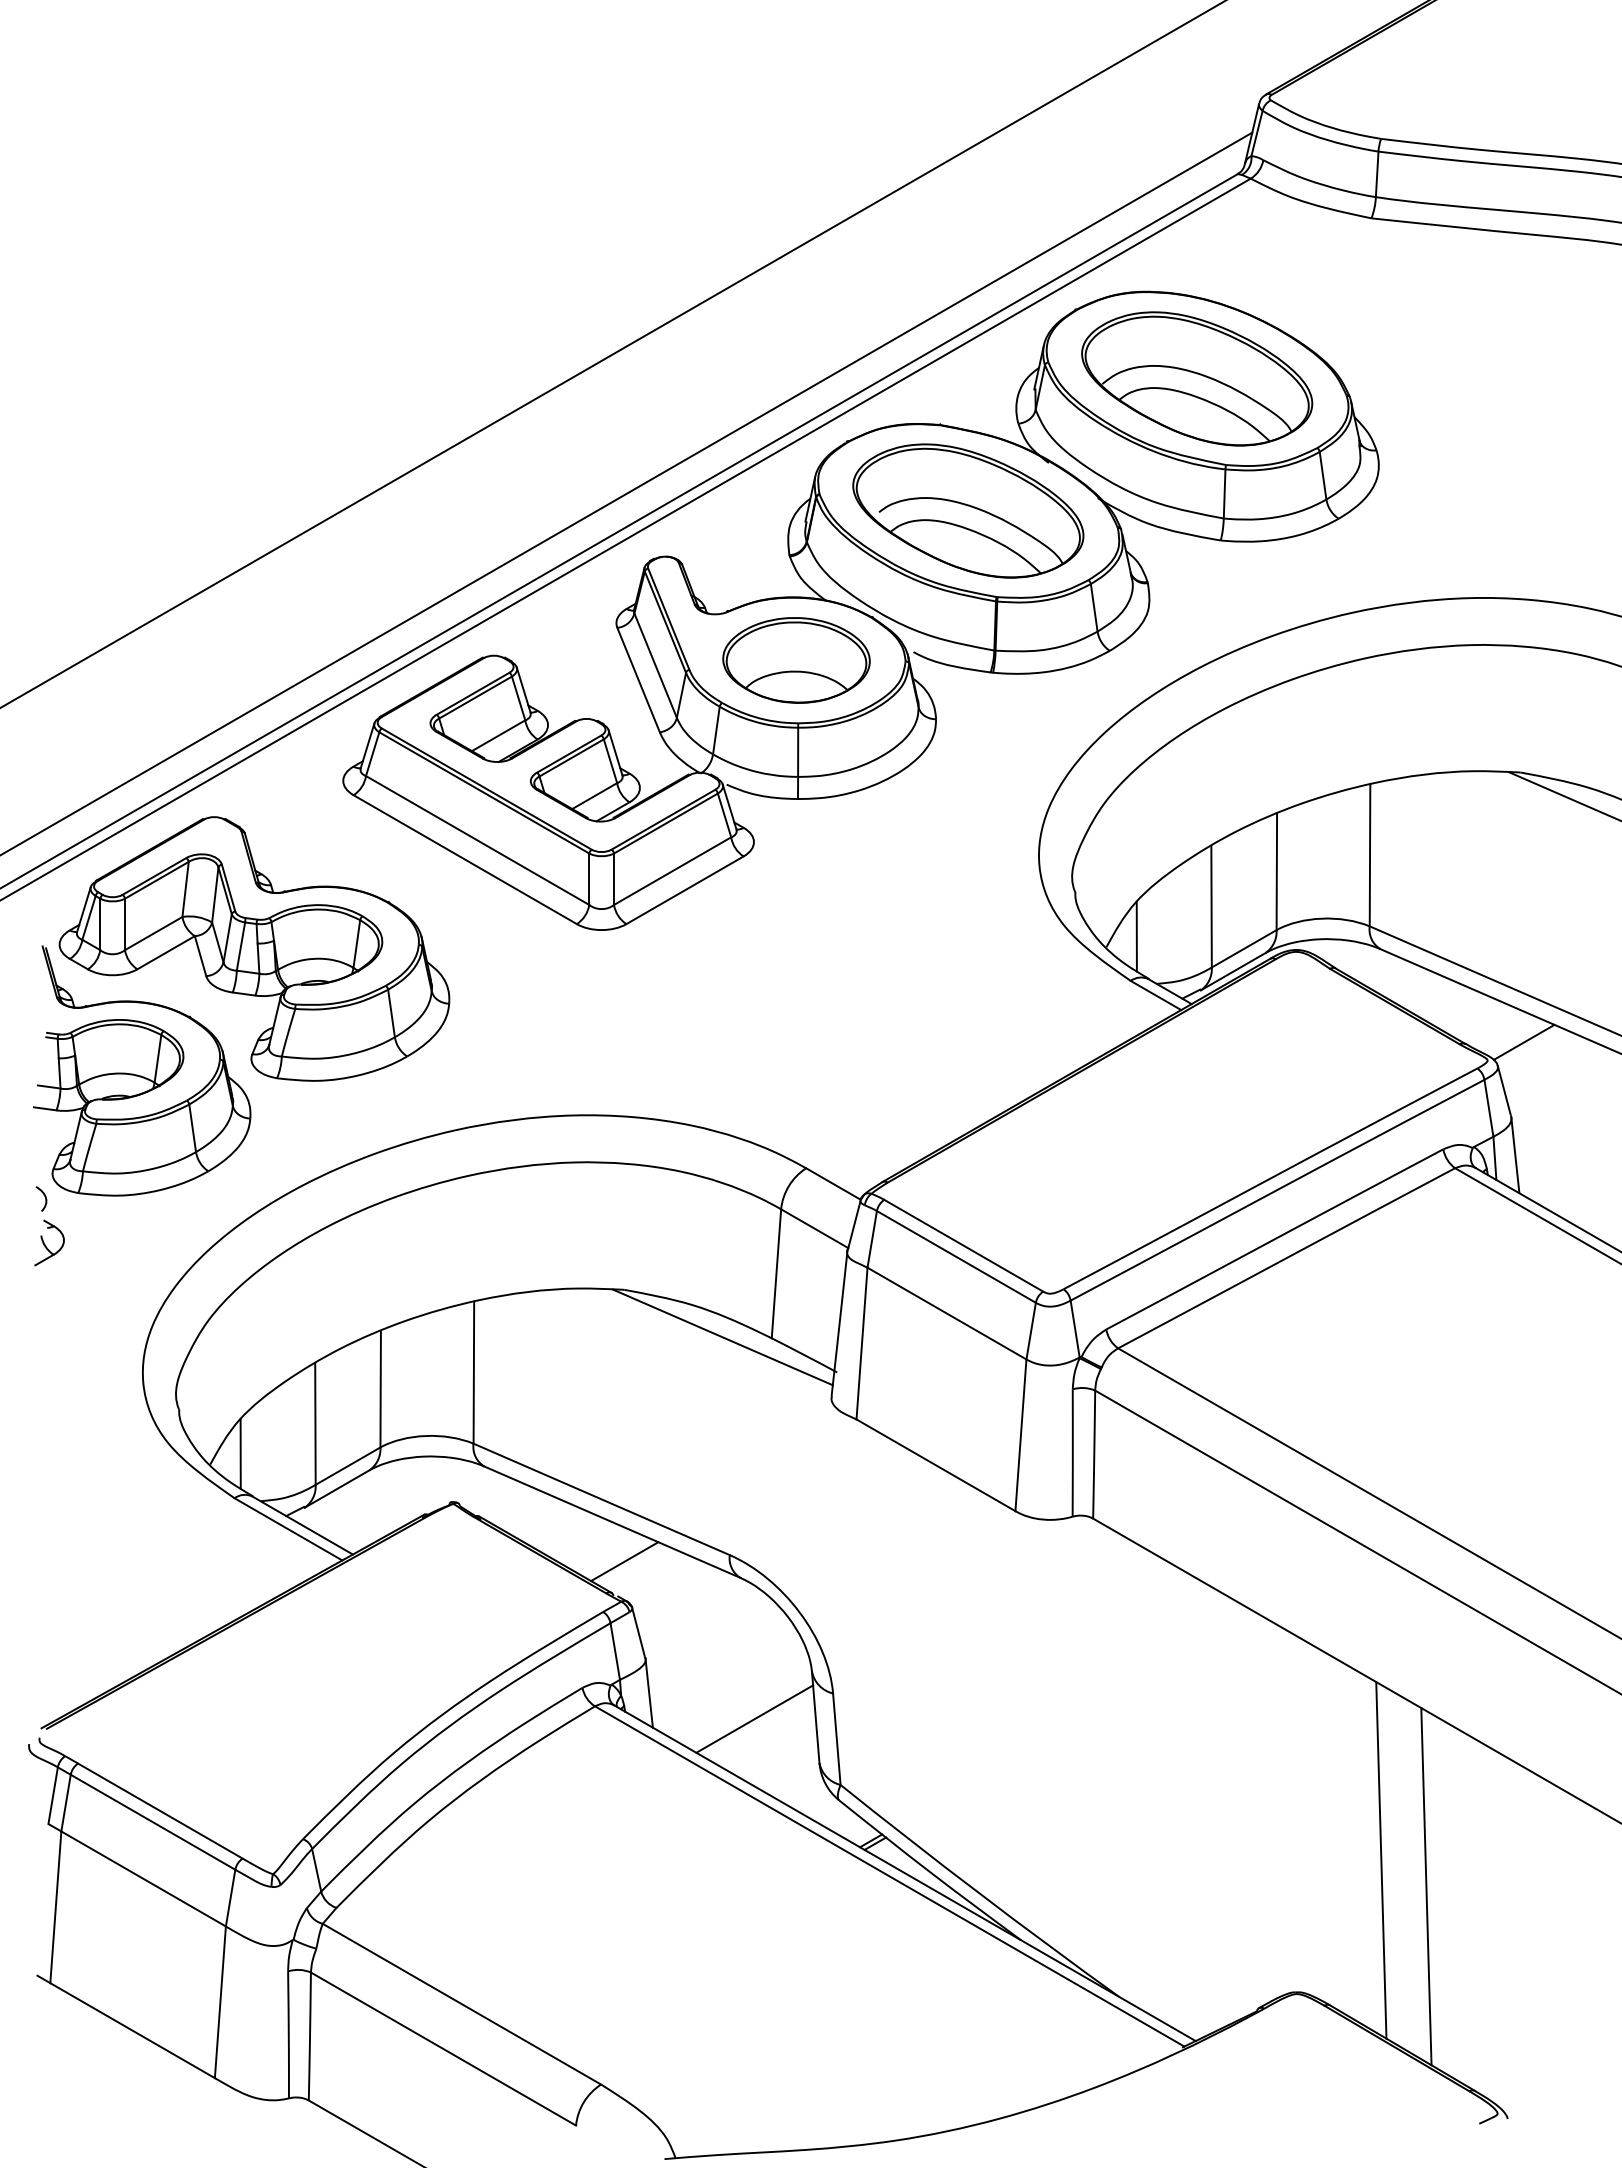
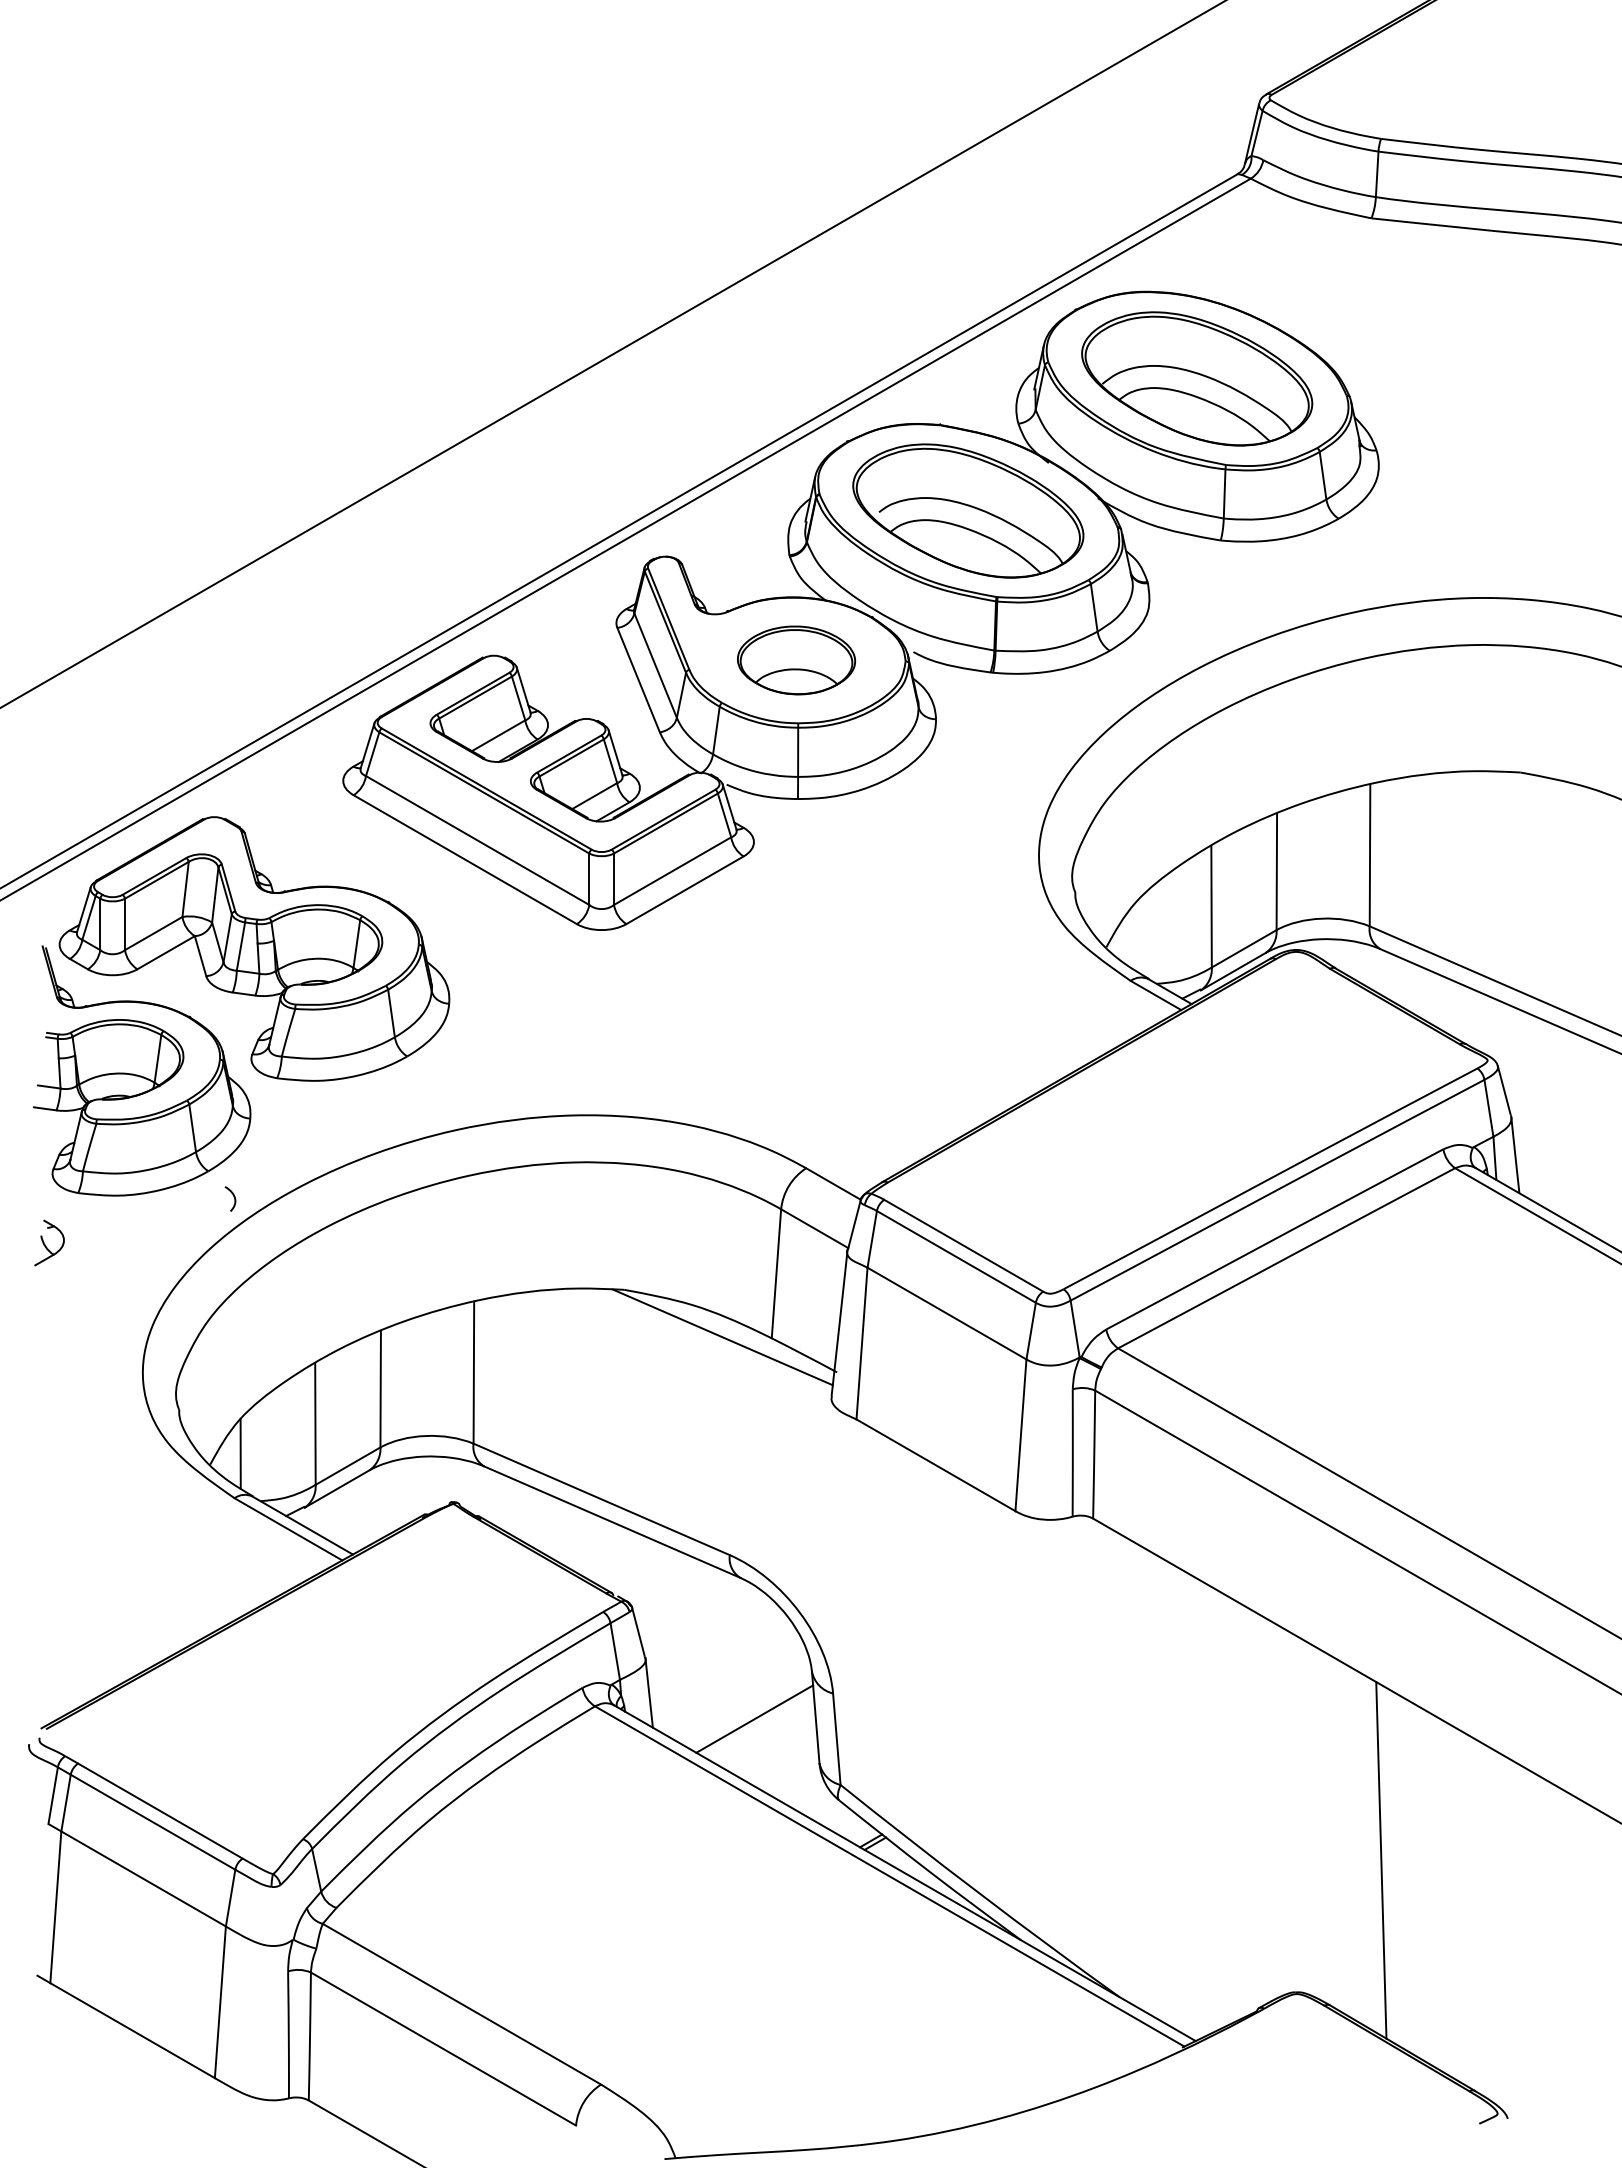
line: present -> none (627, 493)
part size: 149x87 px -> 120x71 px (796, 660)
line: present -> none (1563, 795)
line: present -> none (1136, 936)
line: present -> none (1523, 1041)
curve position: (44, 1197) -> (233, 1197) (233, 1197)
line: present -> none (624, 1561)
line: present -> none (1426, 1886)
